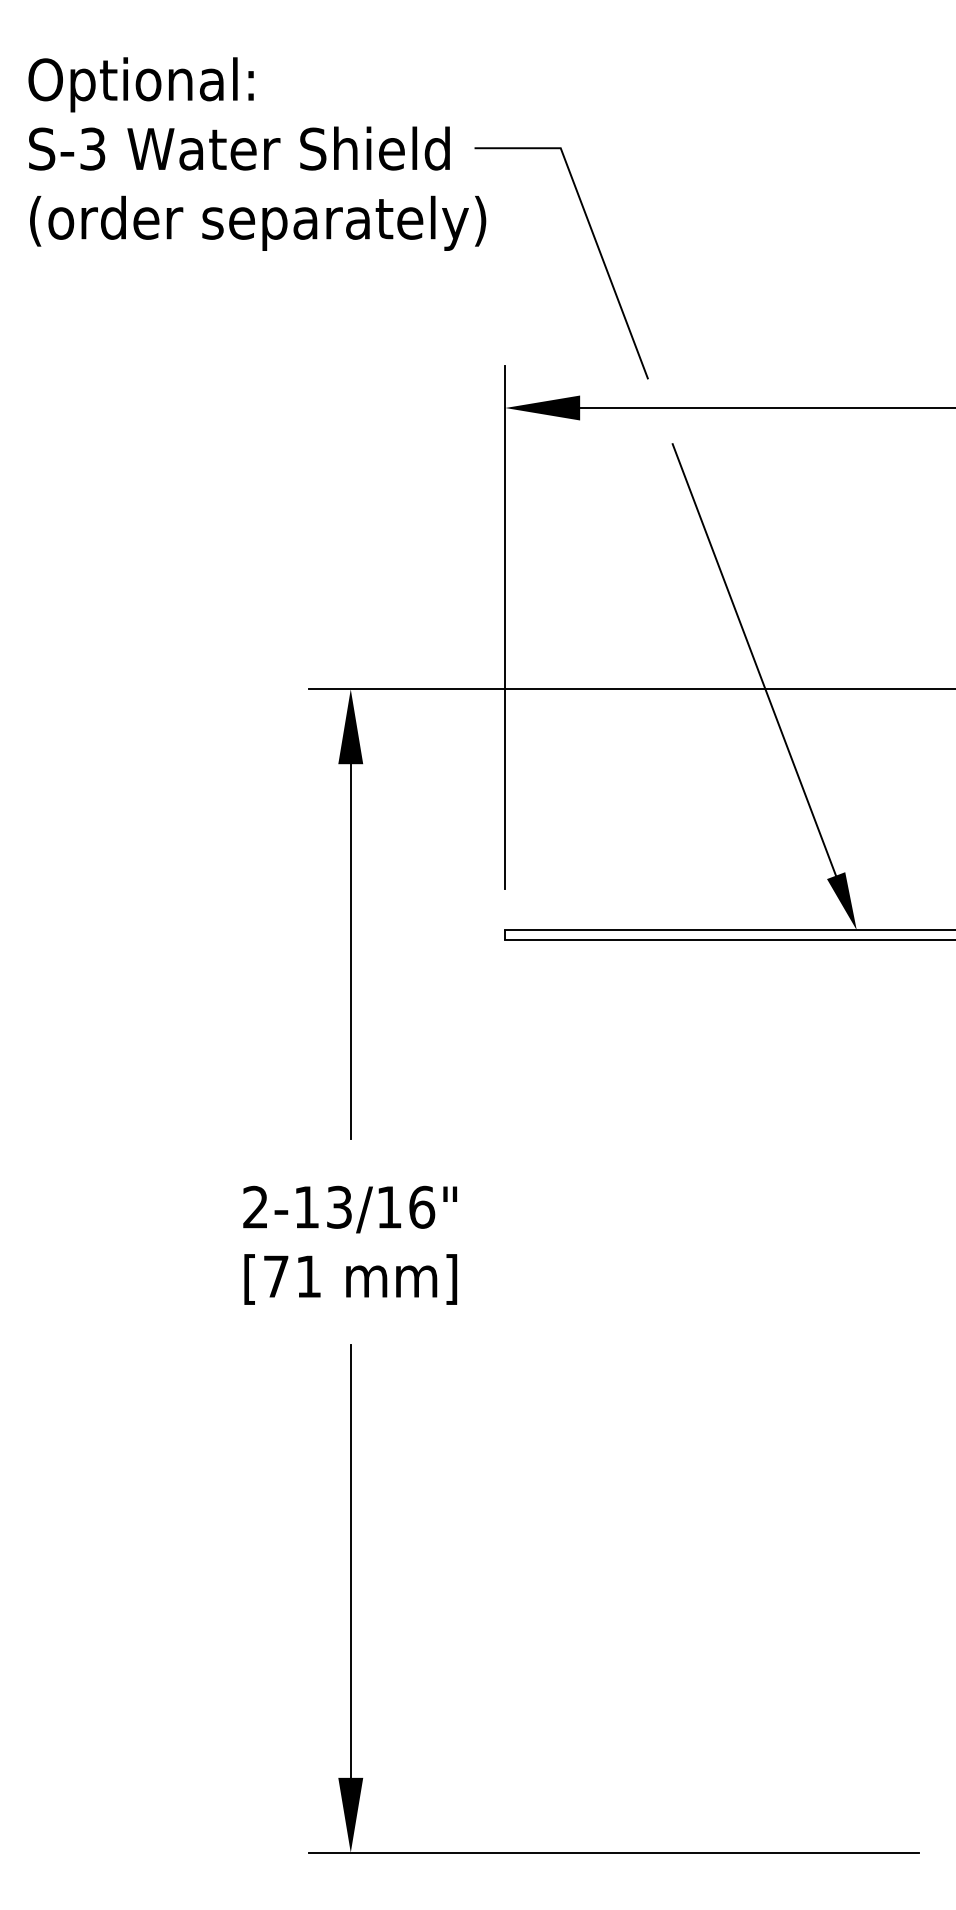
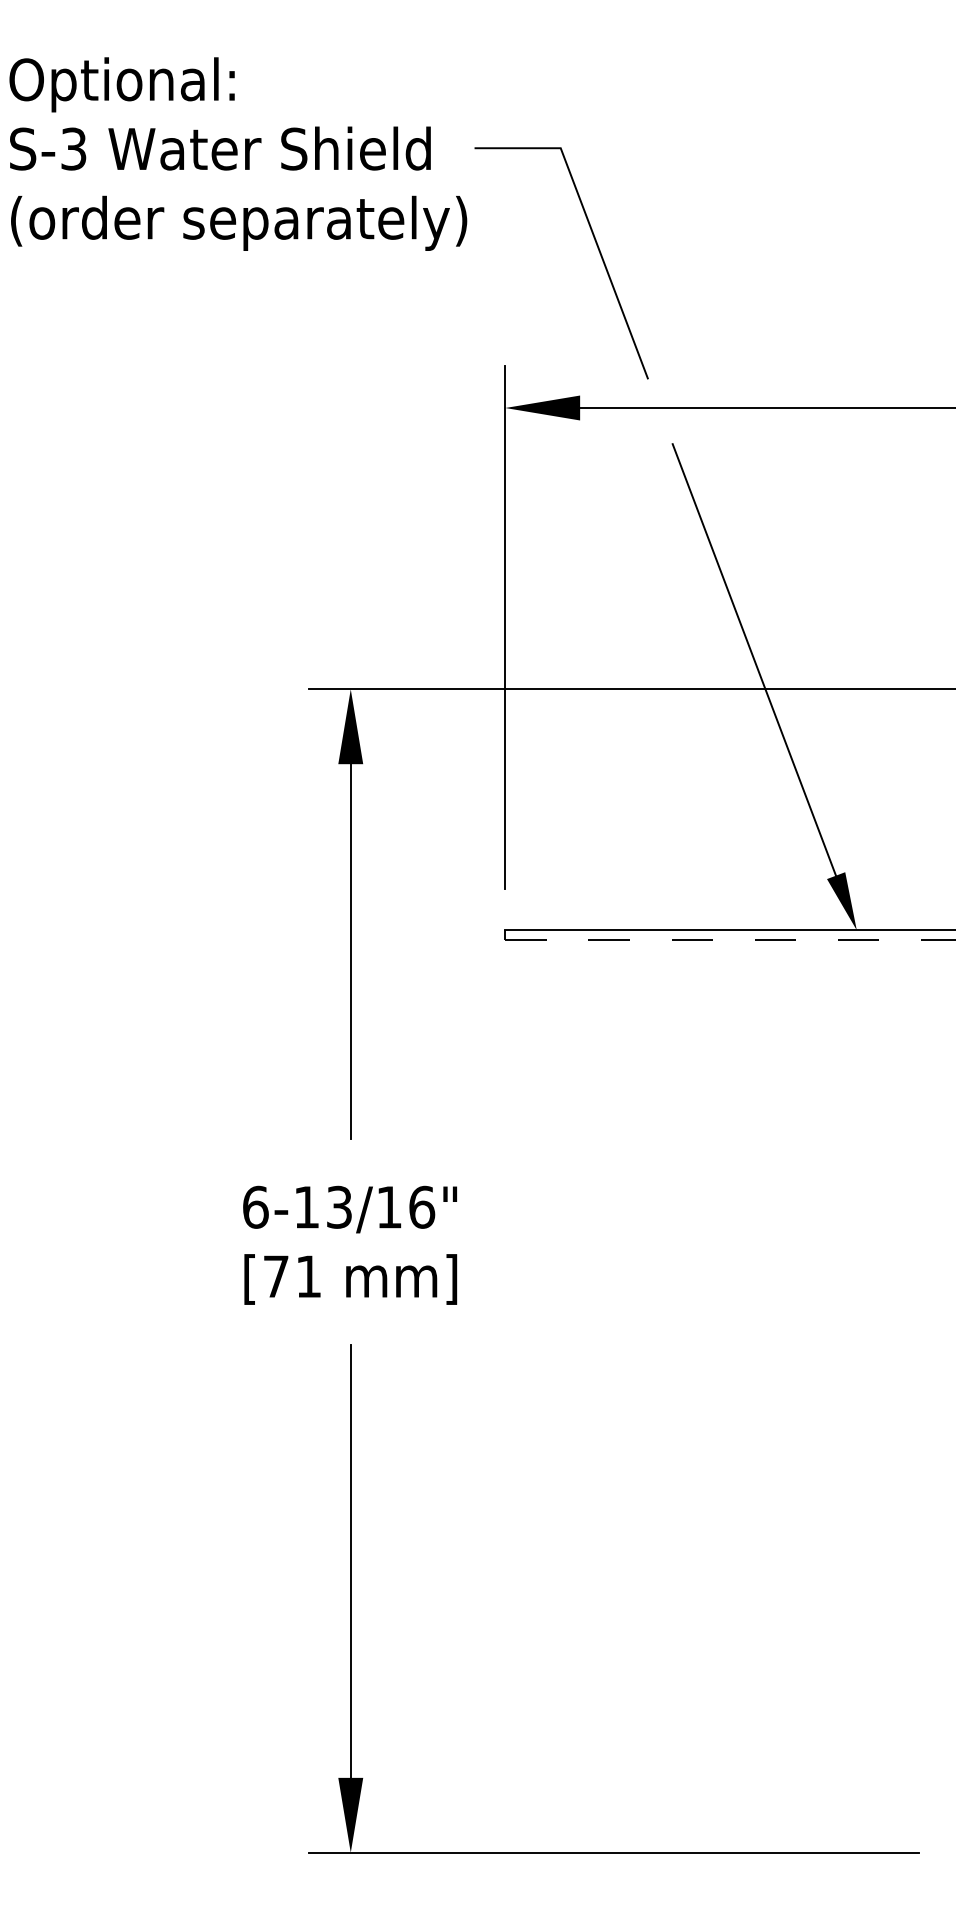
text position: (257, 153) -> (238, 153) (238, 153)
line: solid -> dashed (730, 939)
text: 2-13/16" -> 6-13/16" (255, 1206)
